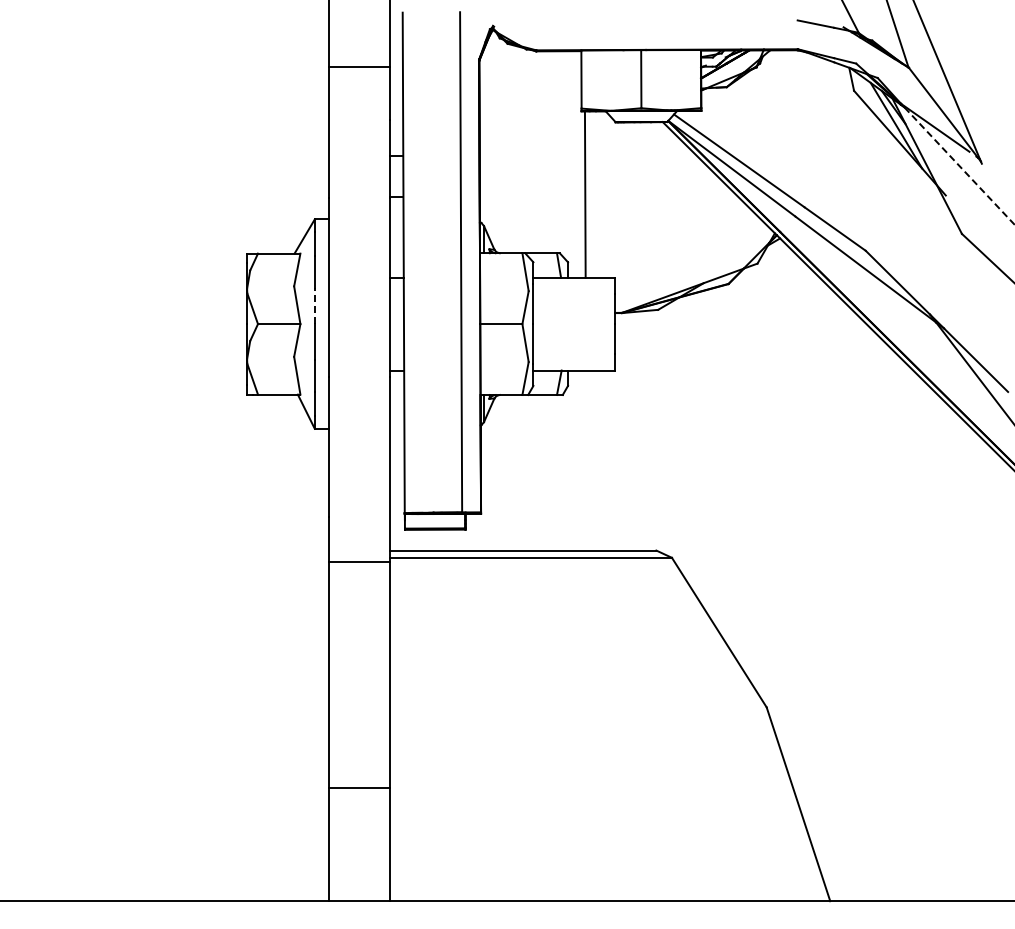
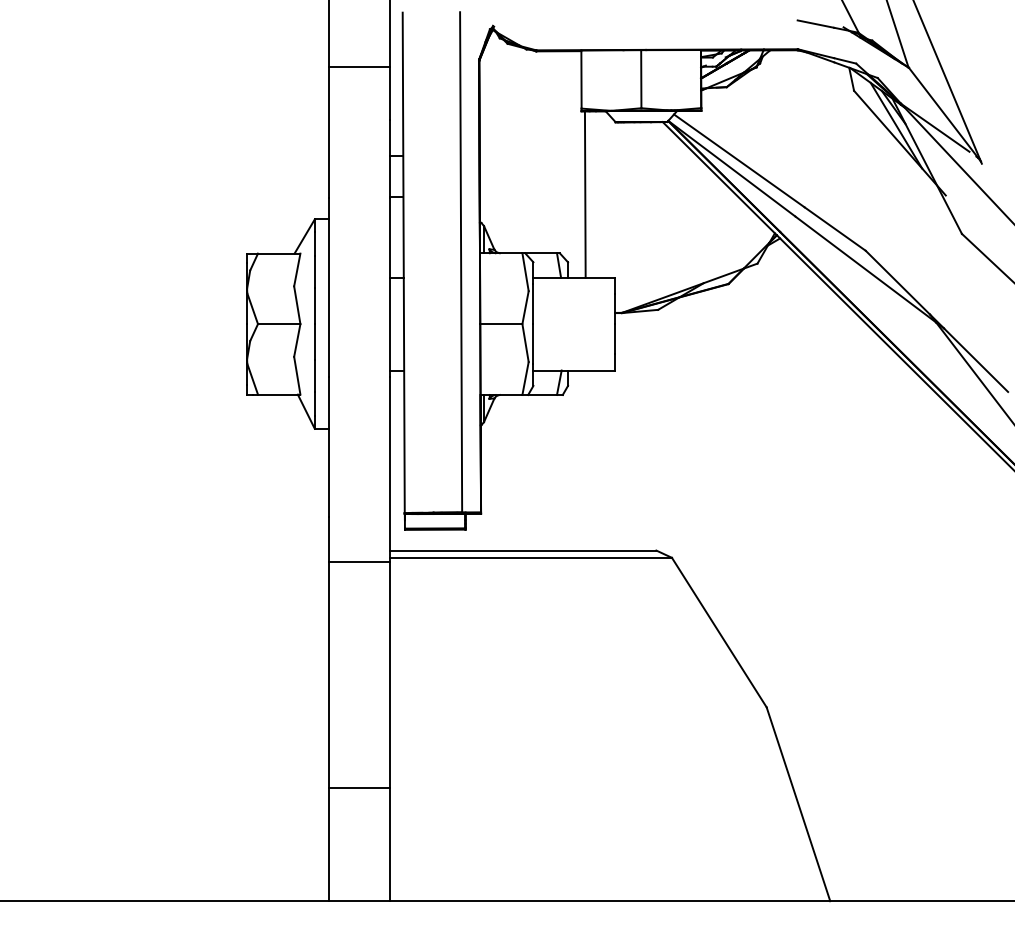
line: dashed -> solid (957, 164)
line: dashed -> solid (314, 305)
